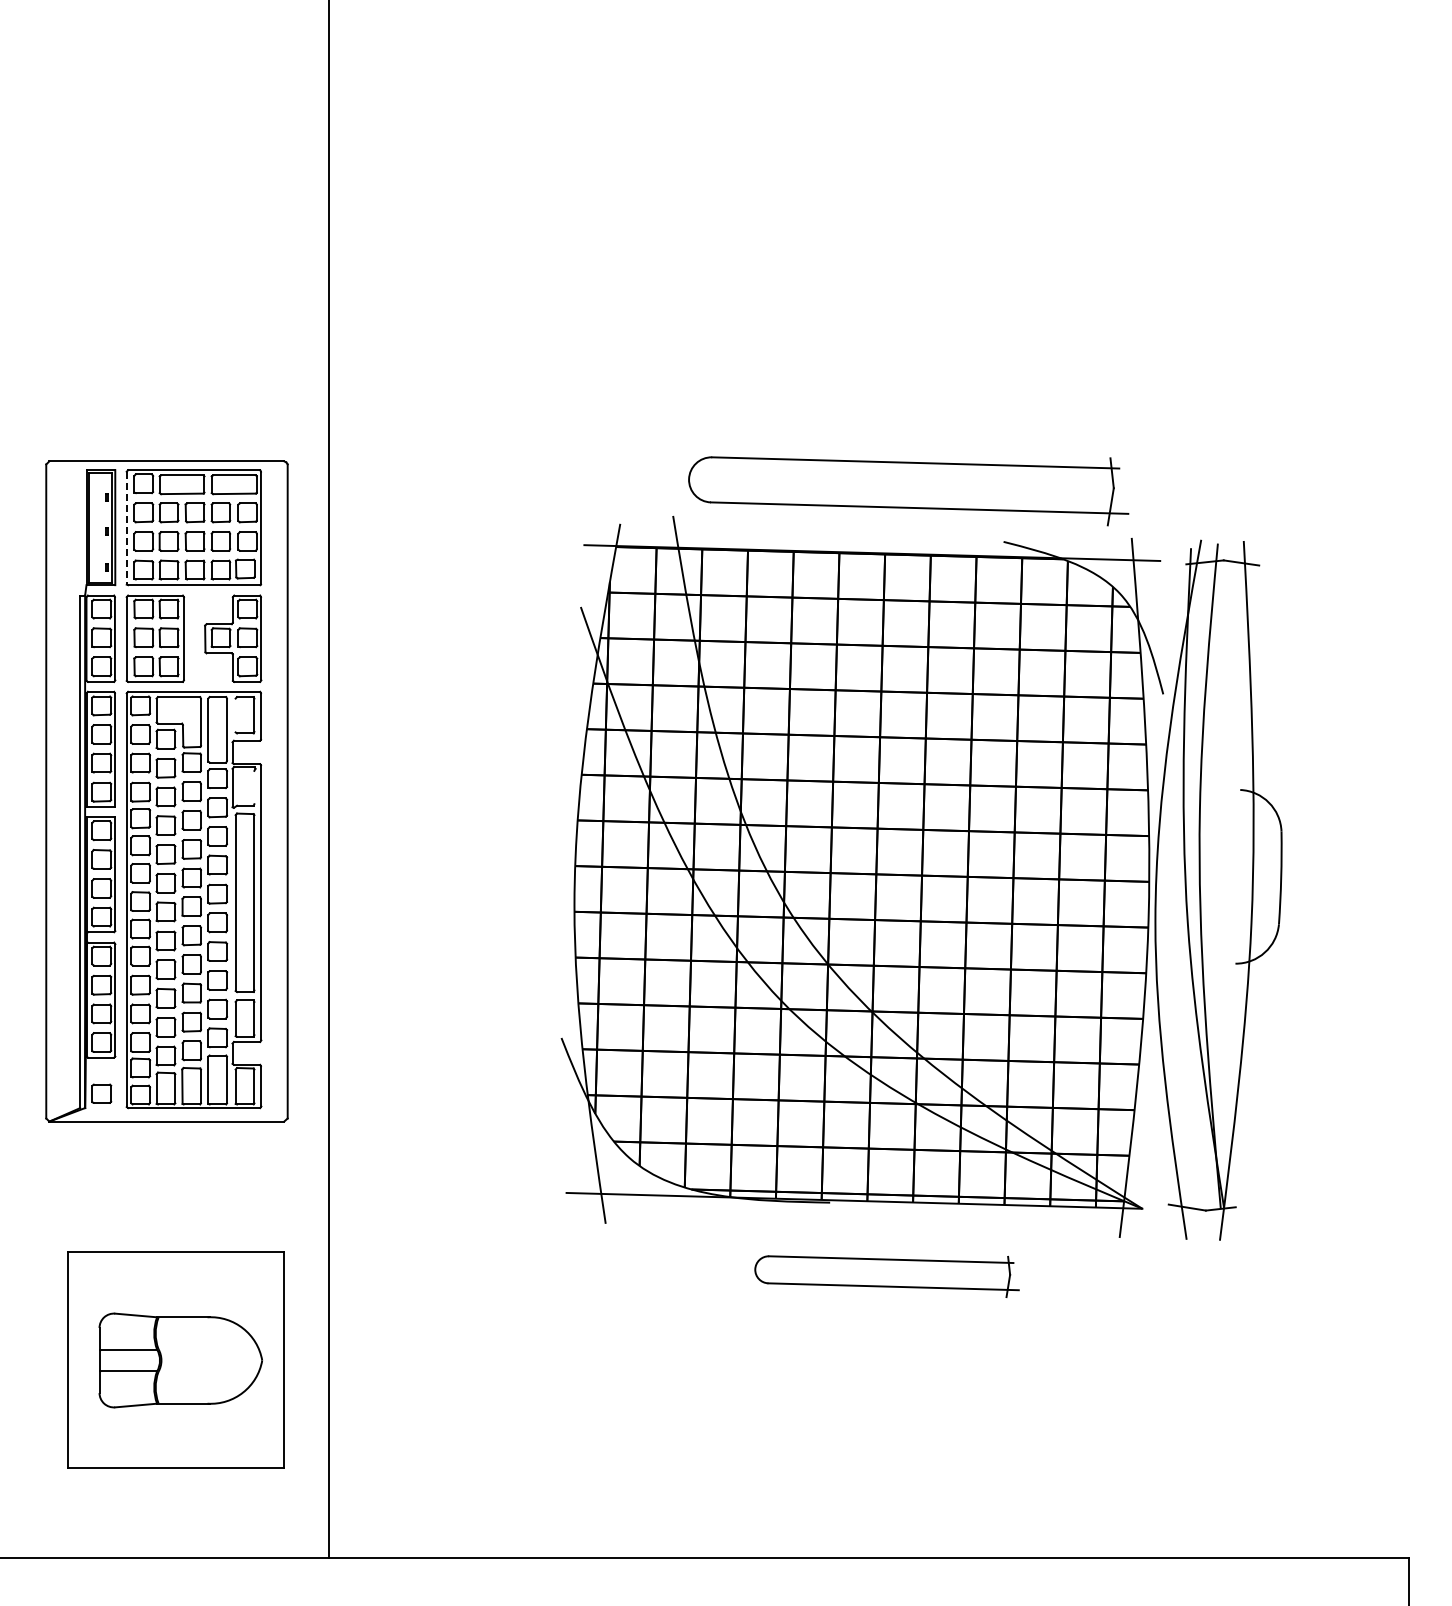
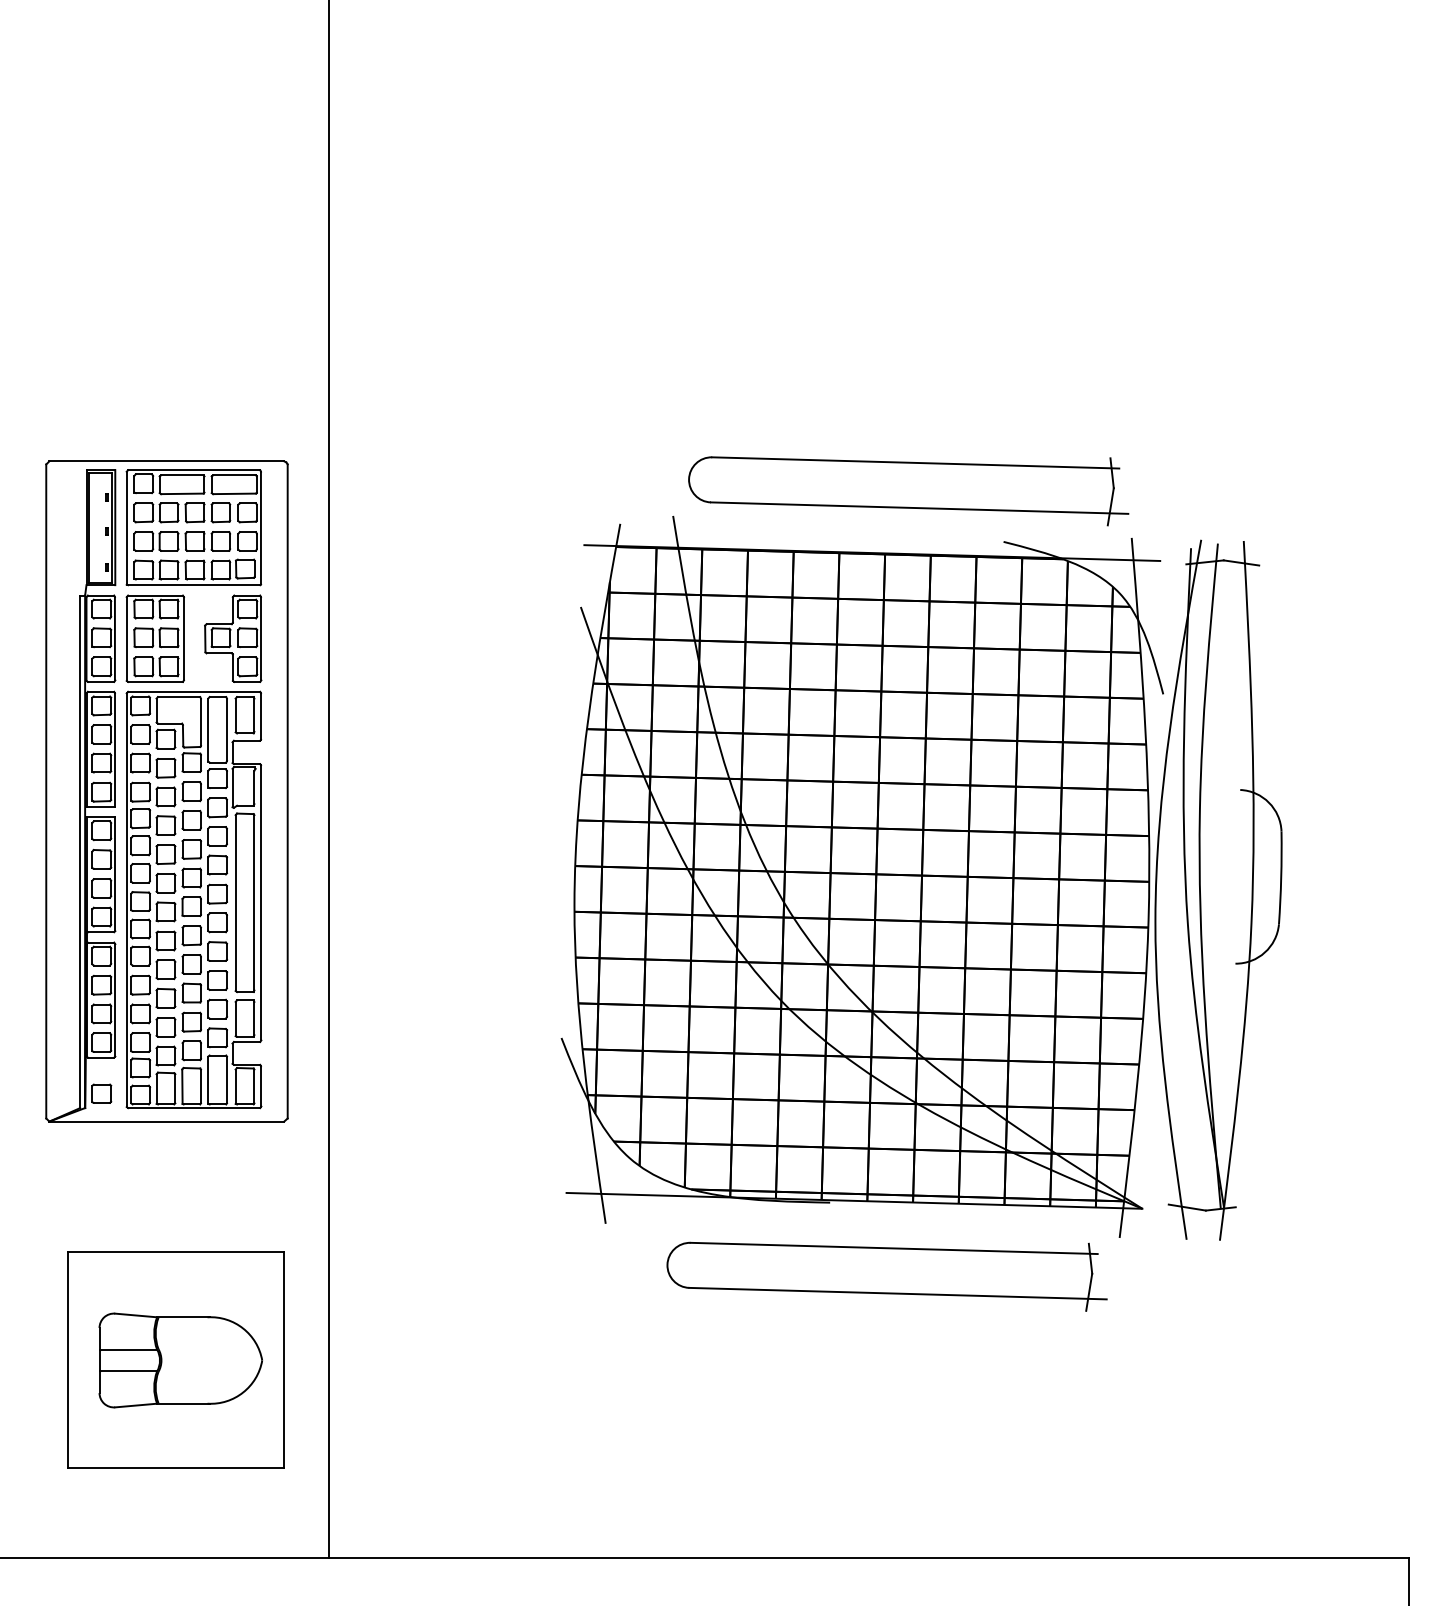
line: dashed -> solid (126, 528)
line: none -> present (235, 715)
line: none -> present (254, 787)
part size: 266x43 px -> 442x71 px (886, 1276)
